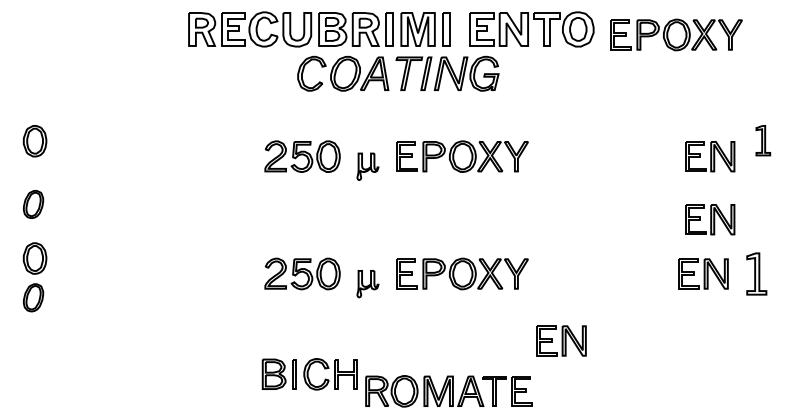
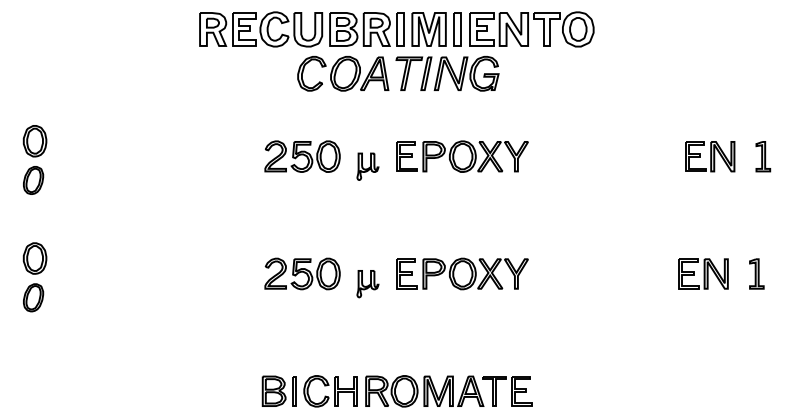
part position: (319, 29) -> (330, 29) (330, 29)
part: present -> none (676, 34)
part position: (763, 140) -> (763, 156) (763, 156)
part position: (33, 204) -> (33, 180) (33, 180)
part: present -> none (710, 219)
part size: 22x44 px -> 16x32 px (756, 273)
part: present -> none (561, 340)
part position: (309, 374) -> (309, 391) (309, 391)
